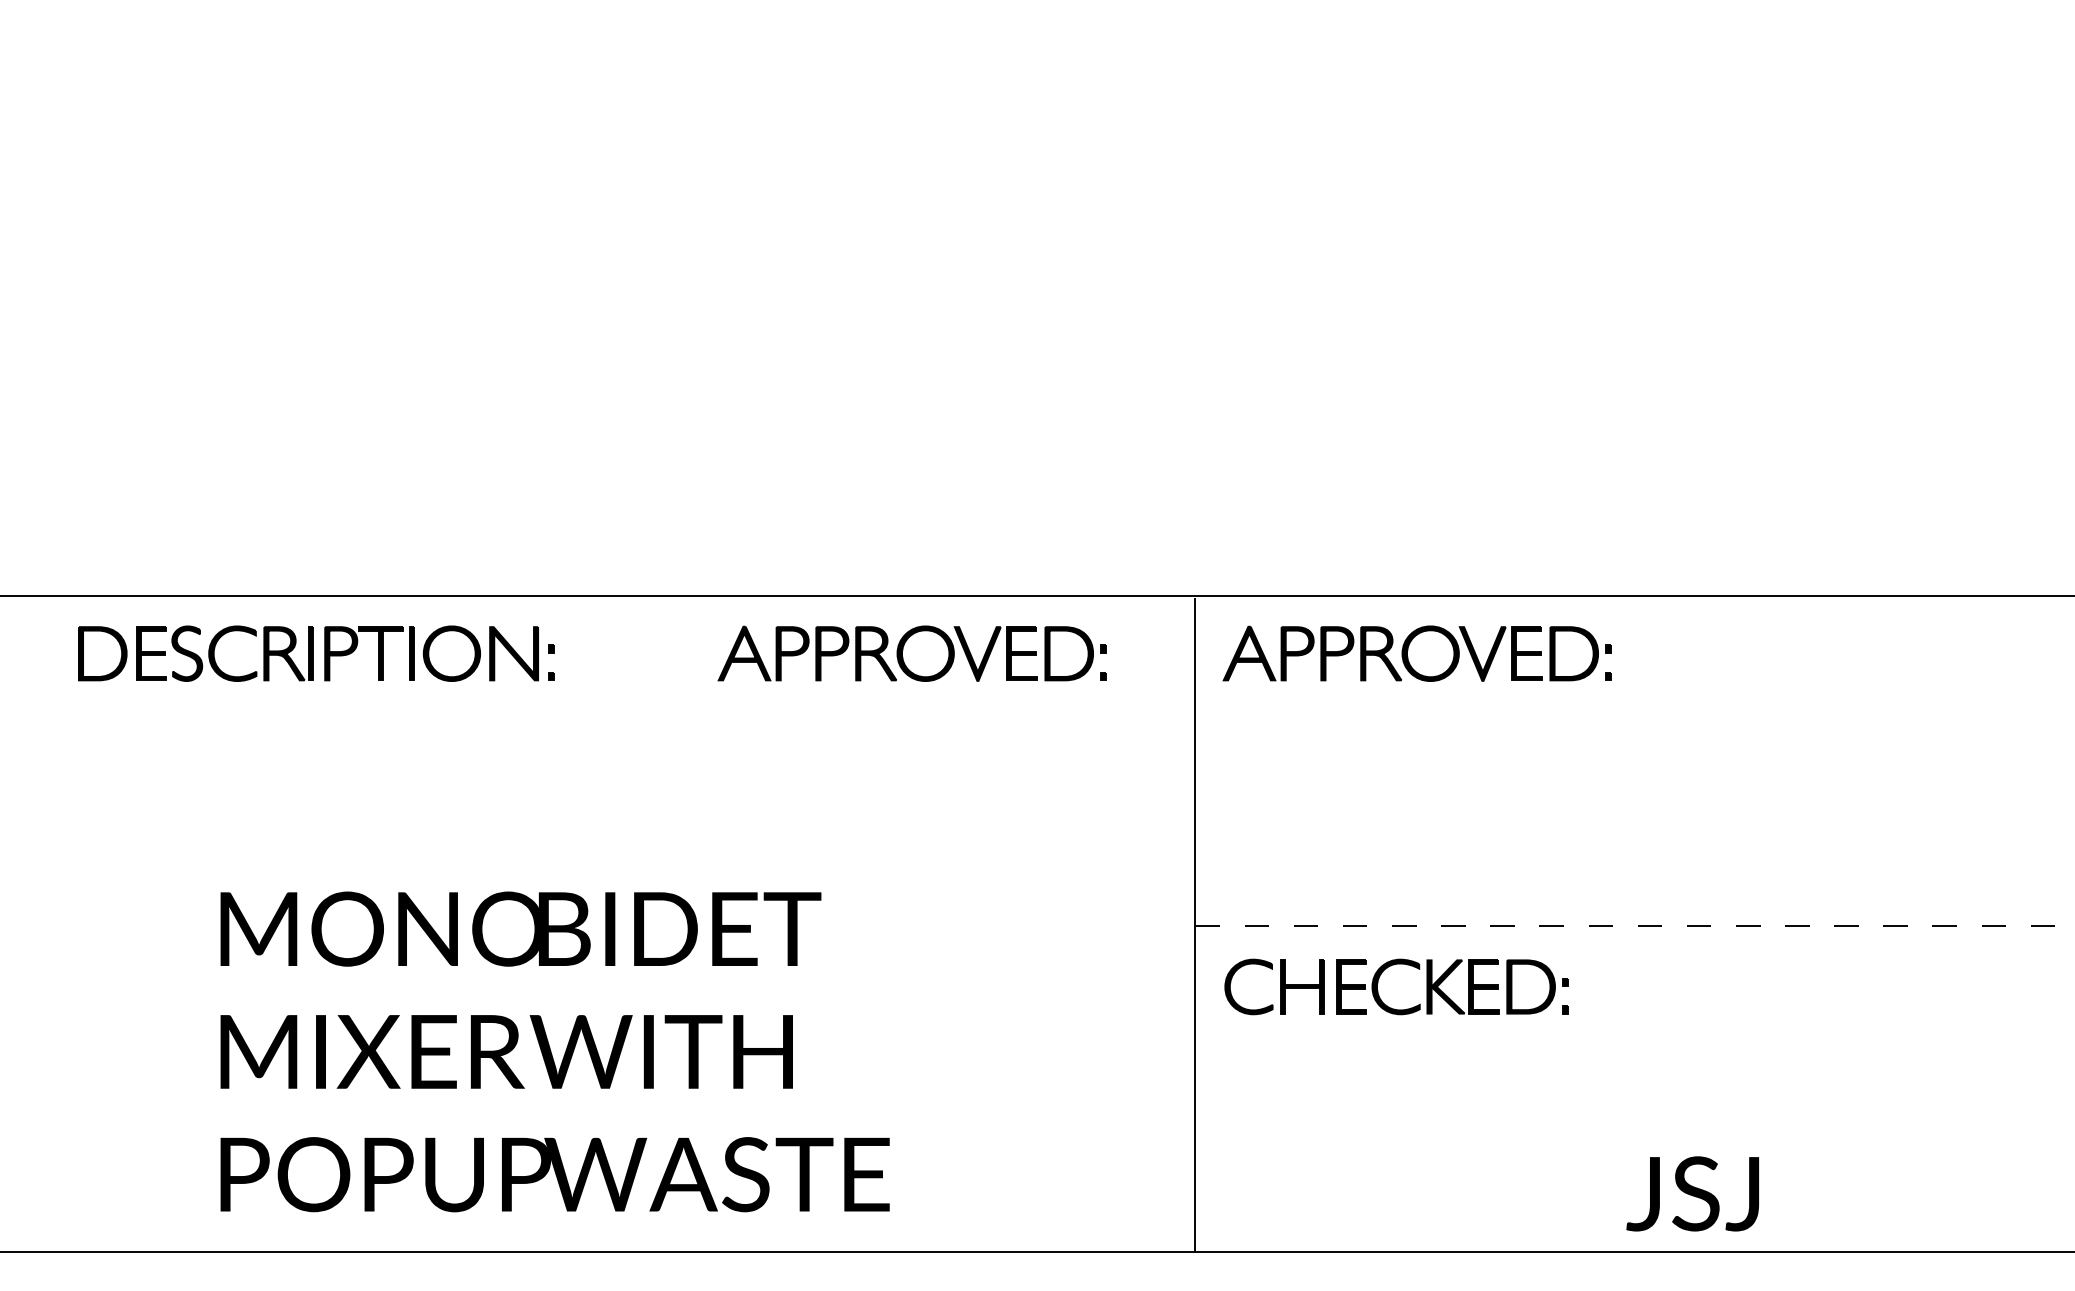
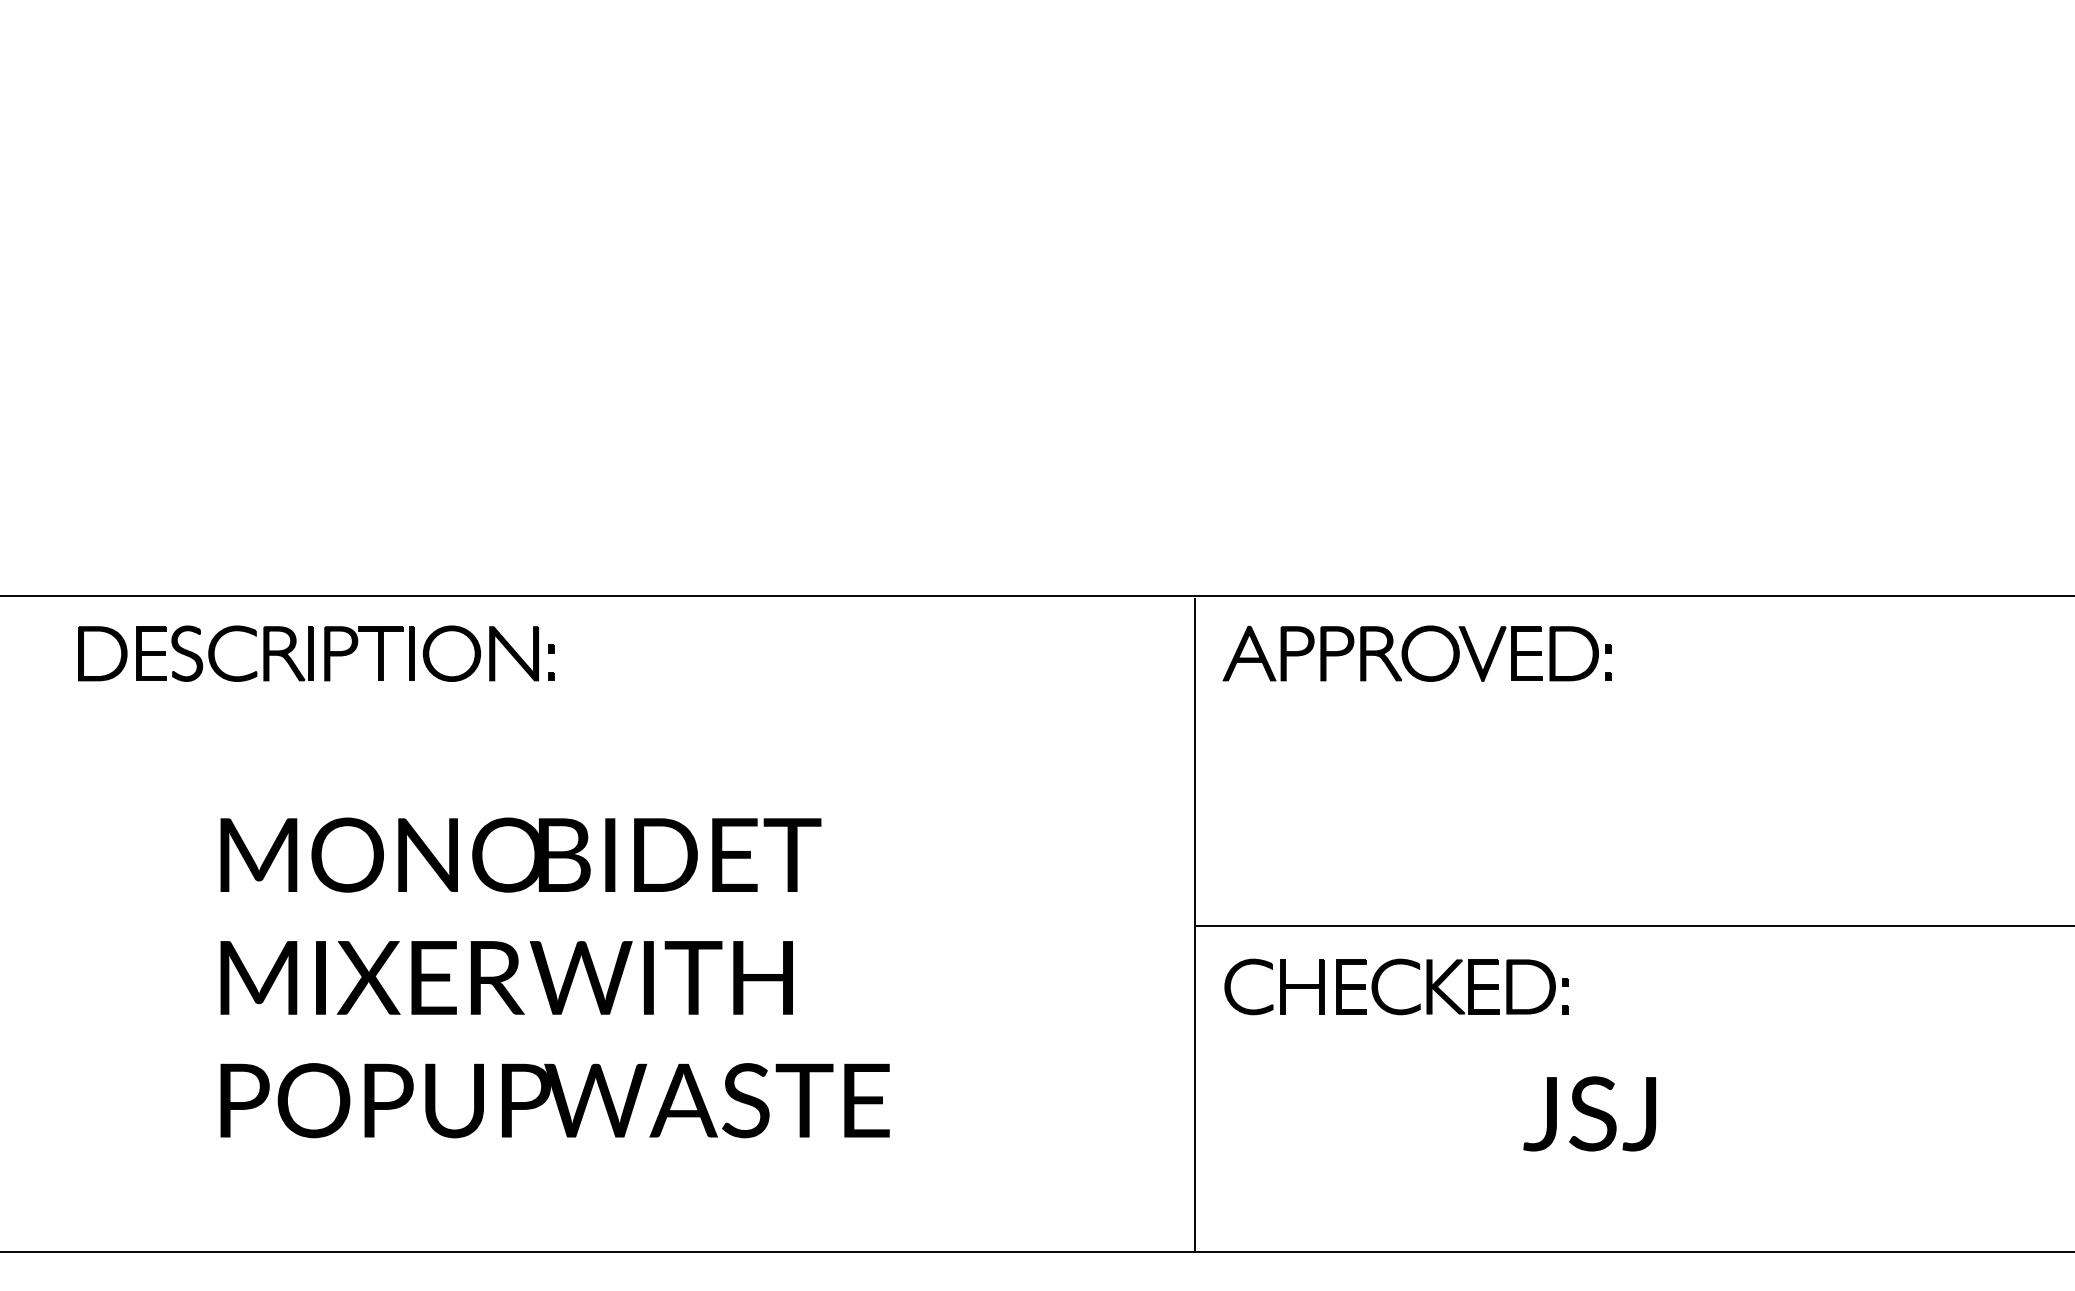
part: present -> none (911, 653)
line: dashed -> solid (1634, 926)
text position: (554, 1051) -> (554, 977) (554, 977)
text position: (1692, 1193) -> (1589, 1113) (1589, 1113)
